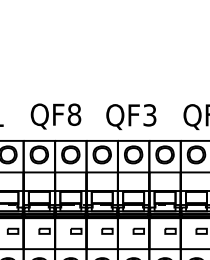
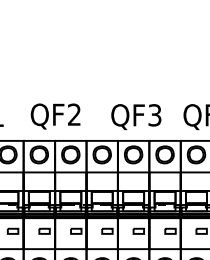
text: QF8 -> QF2 (74, 114)
text position: (131, 117) -> (136, 117) (136, 117)
